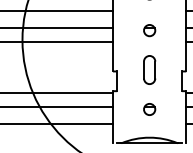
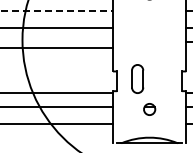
line: solid -> dashed (57, 10)
part: present -> none (149, 30)
line position: (57, 41) -> (57, 47) (57, 47)
part position: (149, 69) -> (137, 78) (137, 78)
